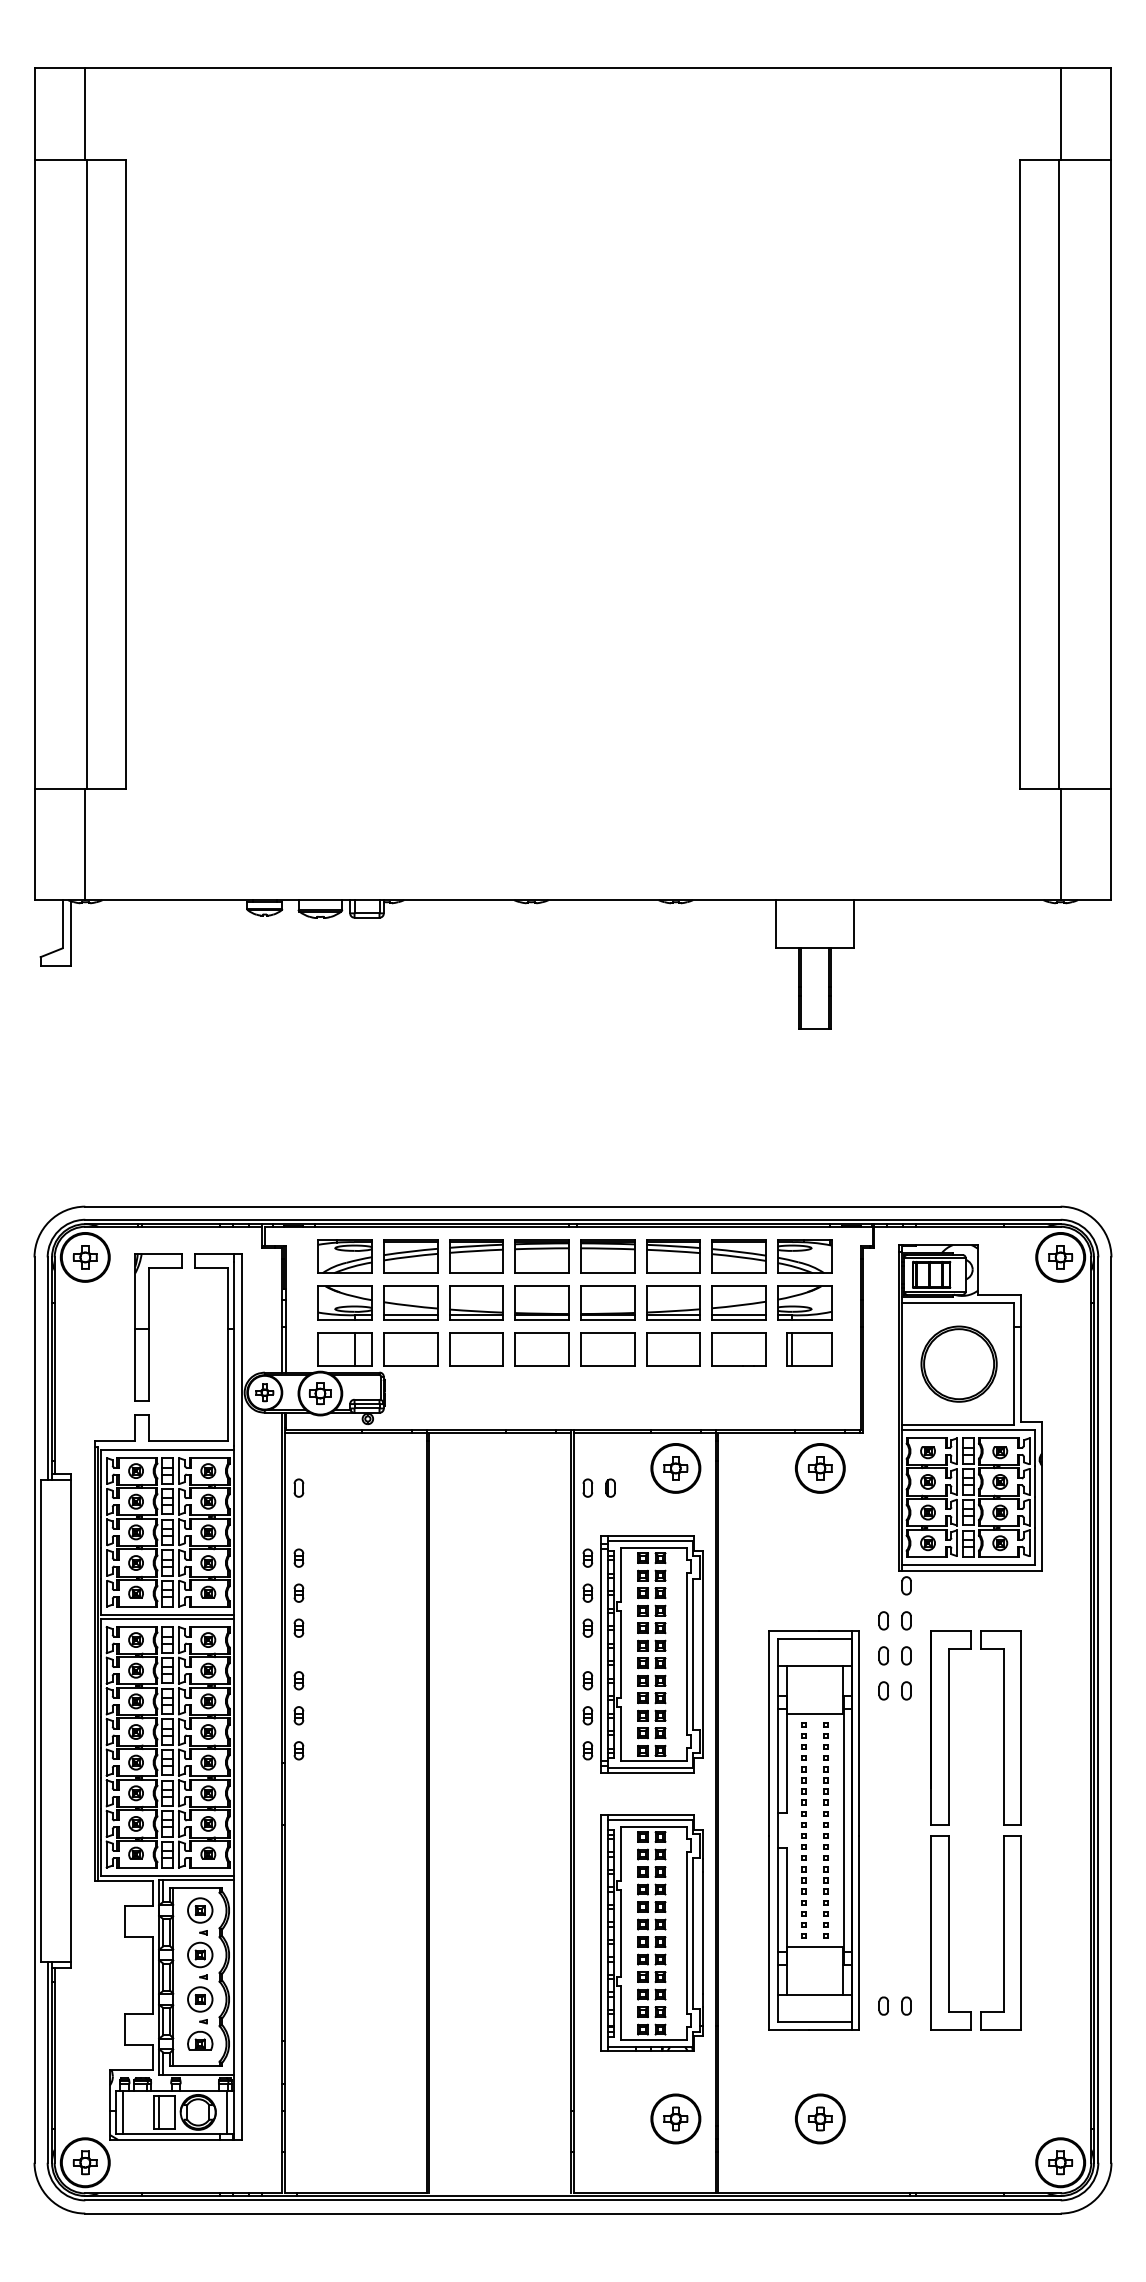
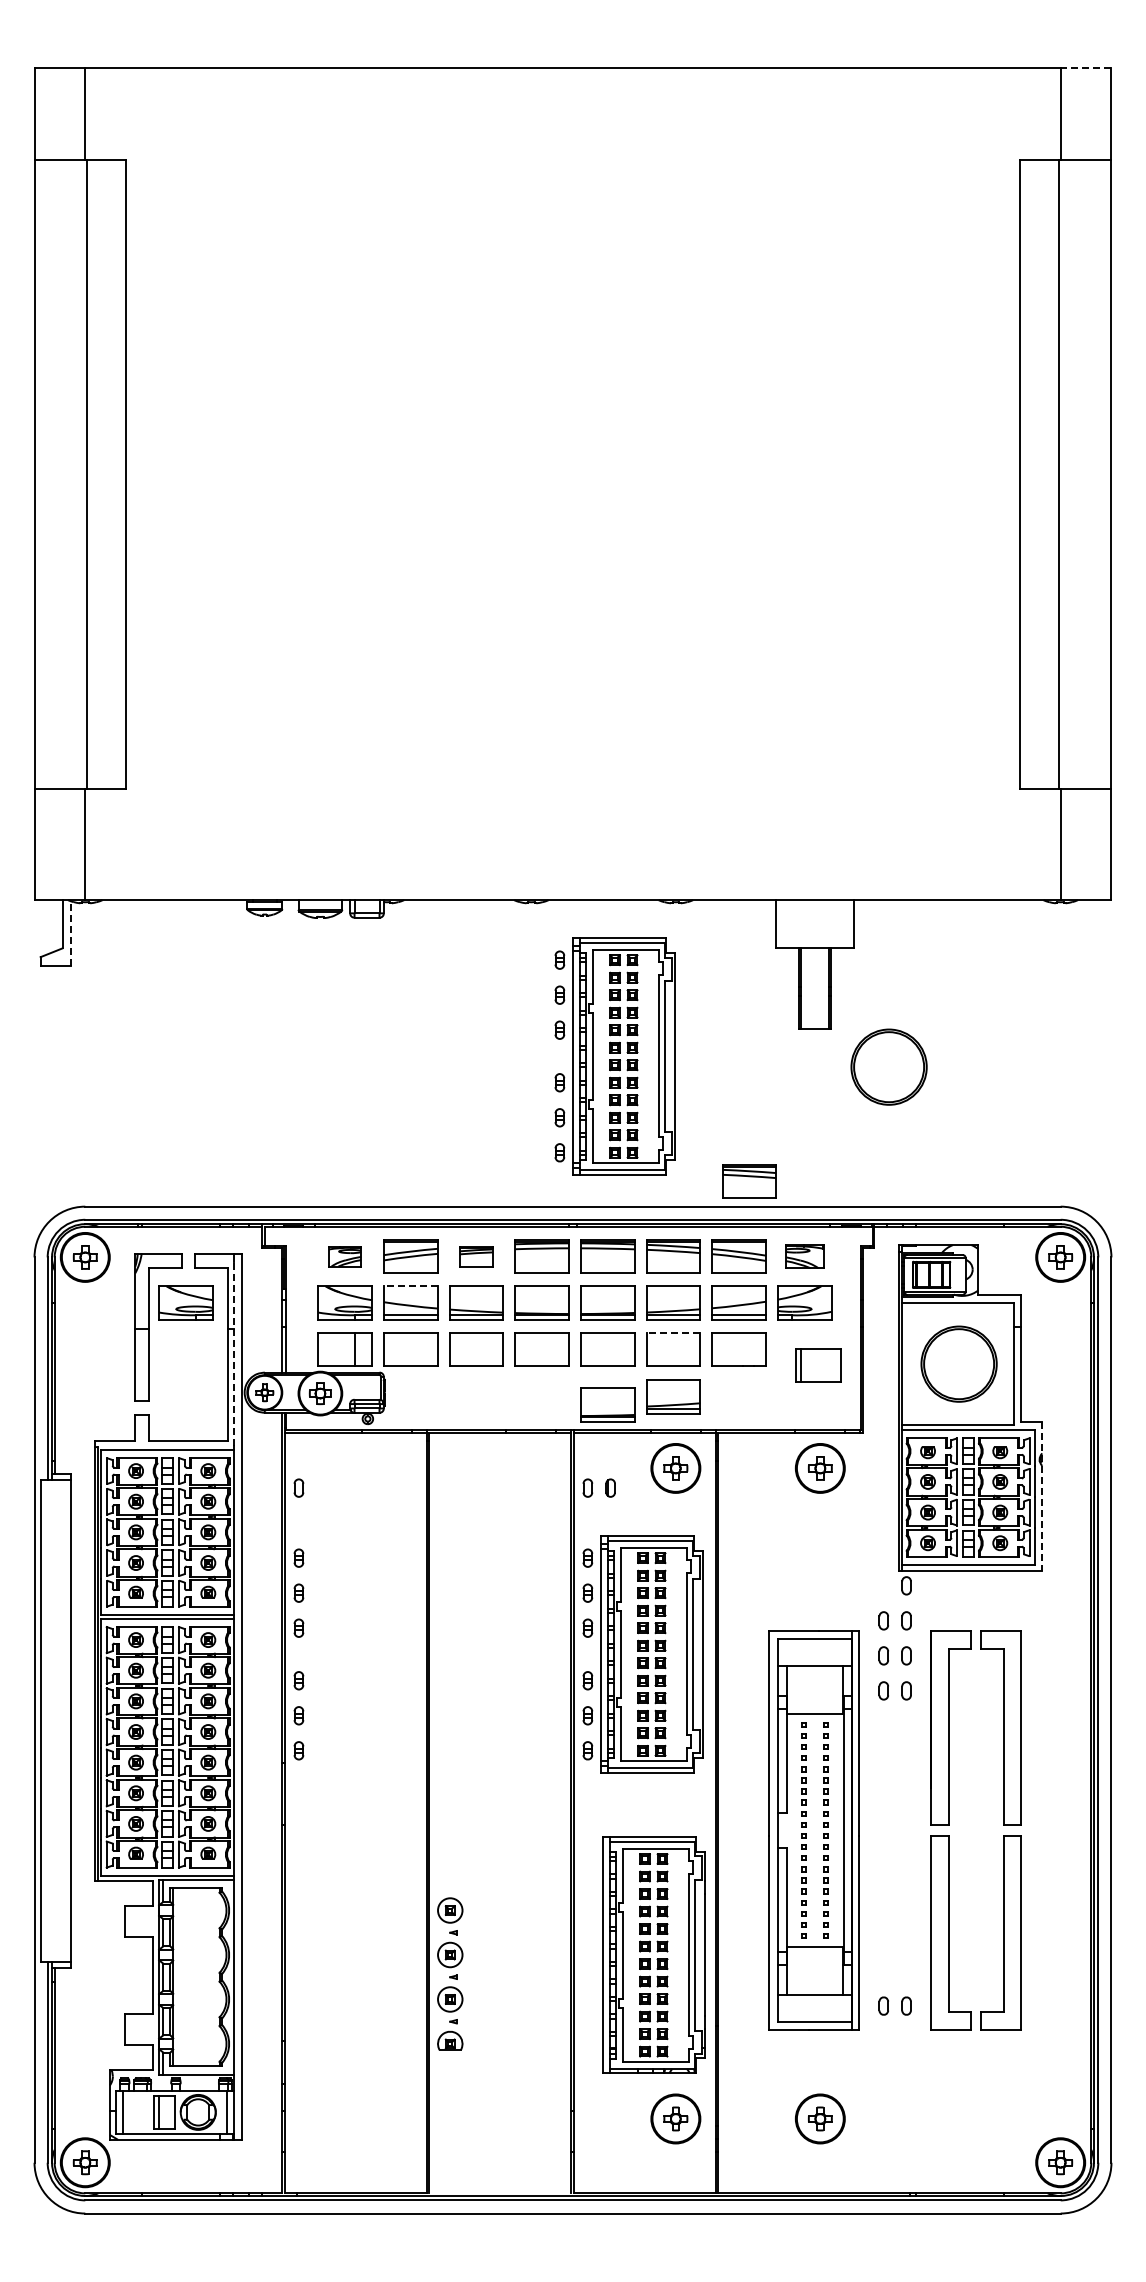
line: solid -> dashed (1085, 68)
line: solid -> dashed (71, 933)
part: none -> present (614, 1056)
part: none -> present (888, 1066)
part: none -> present (749, 1181)
part size: 56x35 px -> 34x22 px (344, 1256)
part size: 55x35 px -> 35x22 px (476, 1256)
part size: 56x35 px -> 40x25 px (804, 1256)
line: solid -> dashed (410, 1286)
part: none -> present (185, 1302)
line: solid -> dashed (673, 1332)
part position: (809, 1349) -> (818, 1365) (818, 1365)
line: solid -> dashed (234, 1354)
part: none -> present (673, 1396)
part: none -> present (607, 1404)
line: solid -> dashed (1042, 1496)
part position: (651, 1932) -> (653, 1954) (653, 1954)
part position: (200, 1973) -> (450, 1973) (450, 1973)
